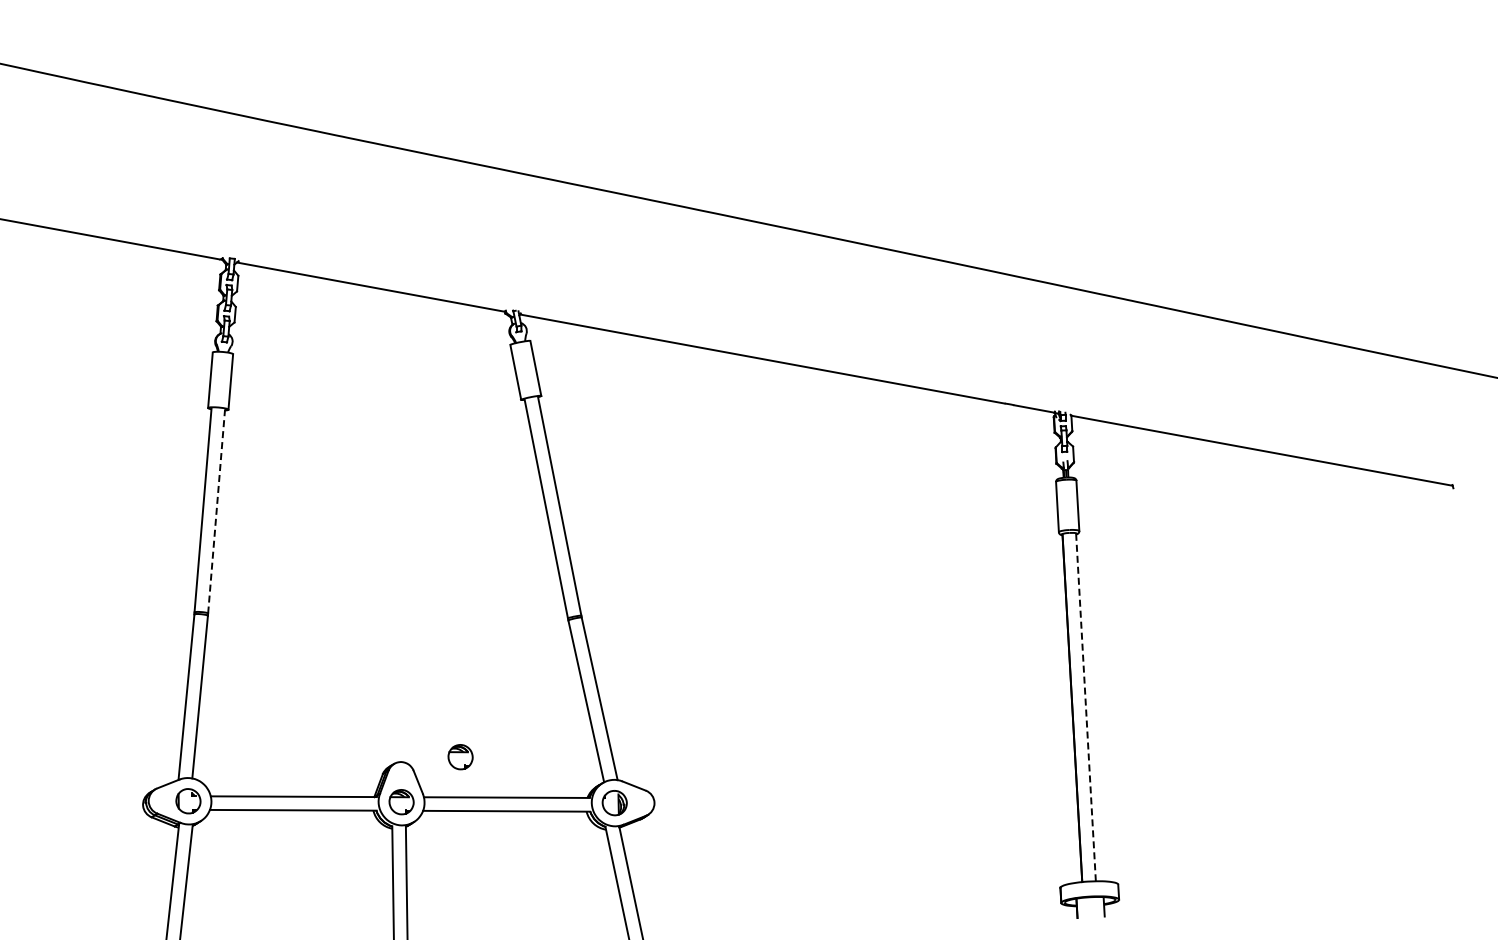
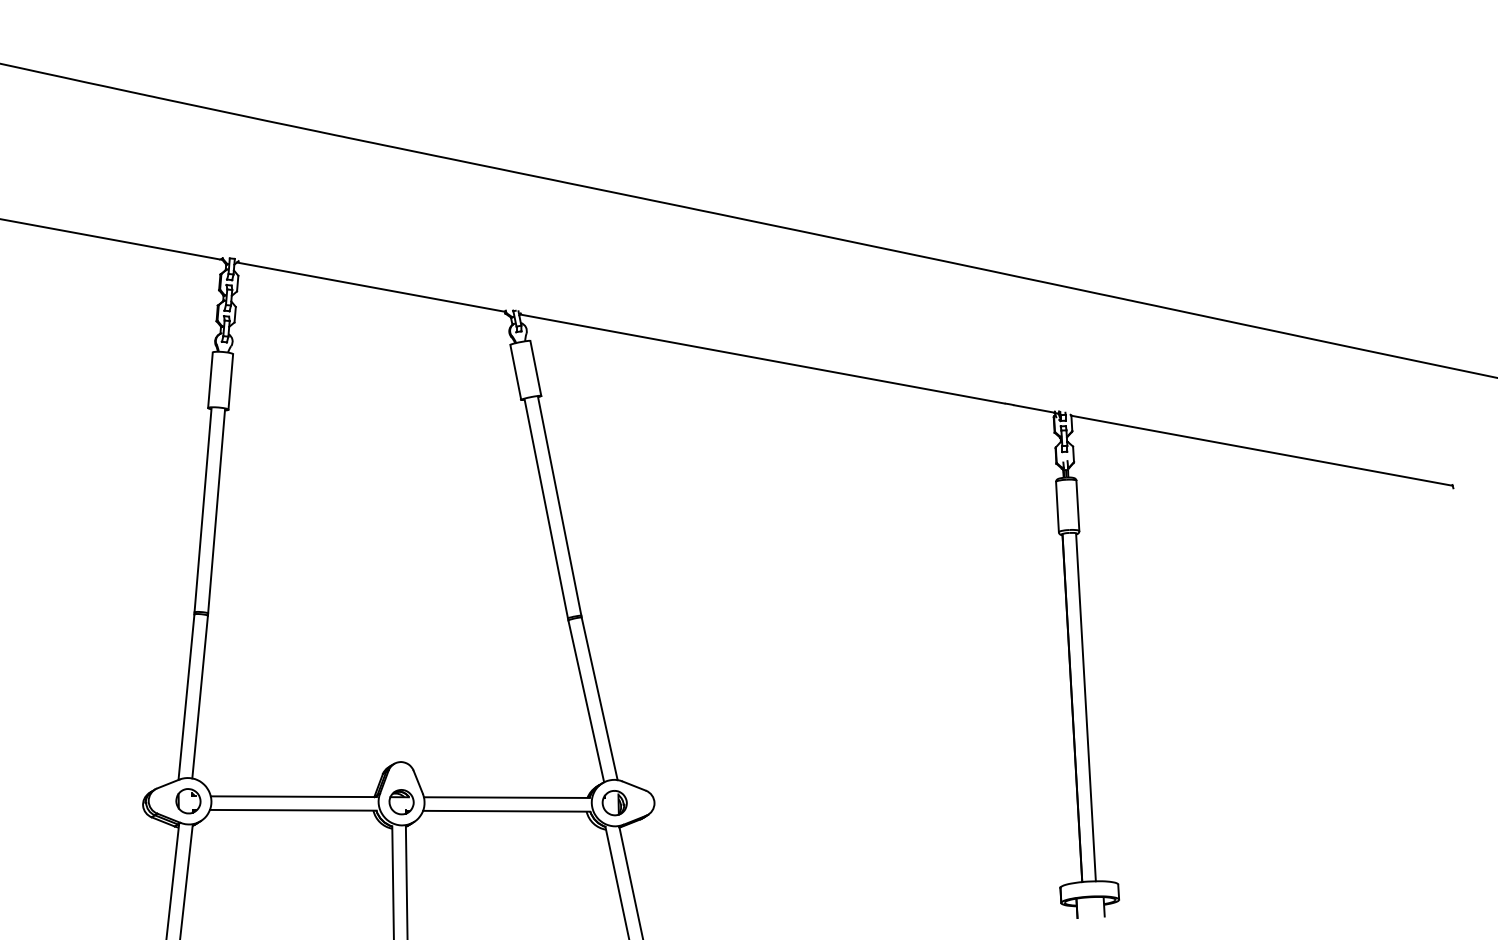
line: dashed -> solid (216, 510)
line: dashed -> solid (1085, 707)
part: present -> none (460, 757)
